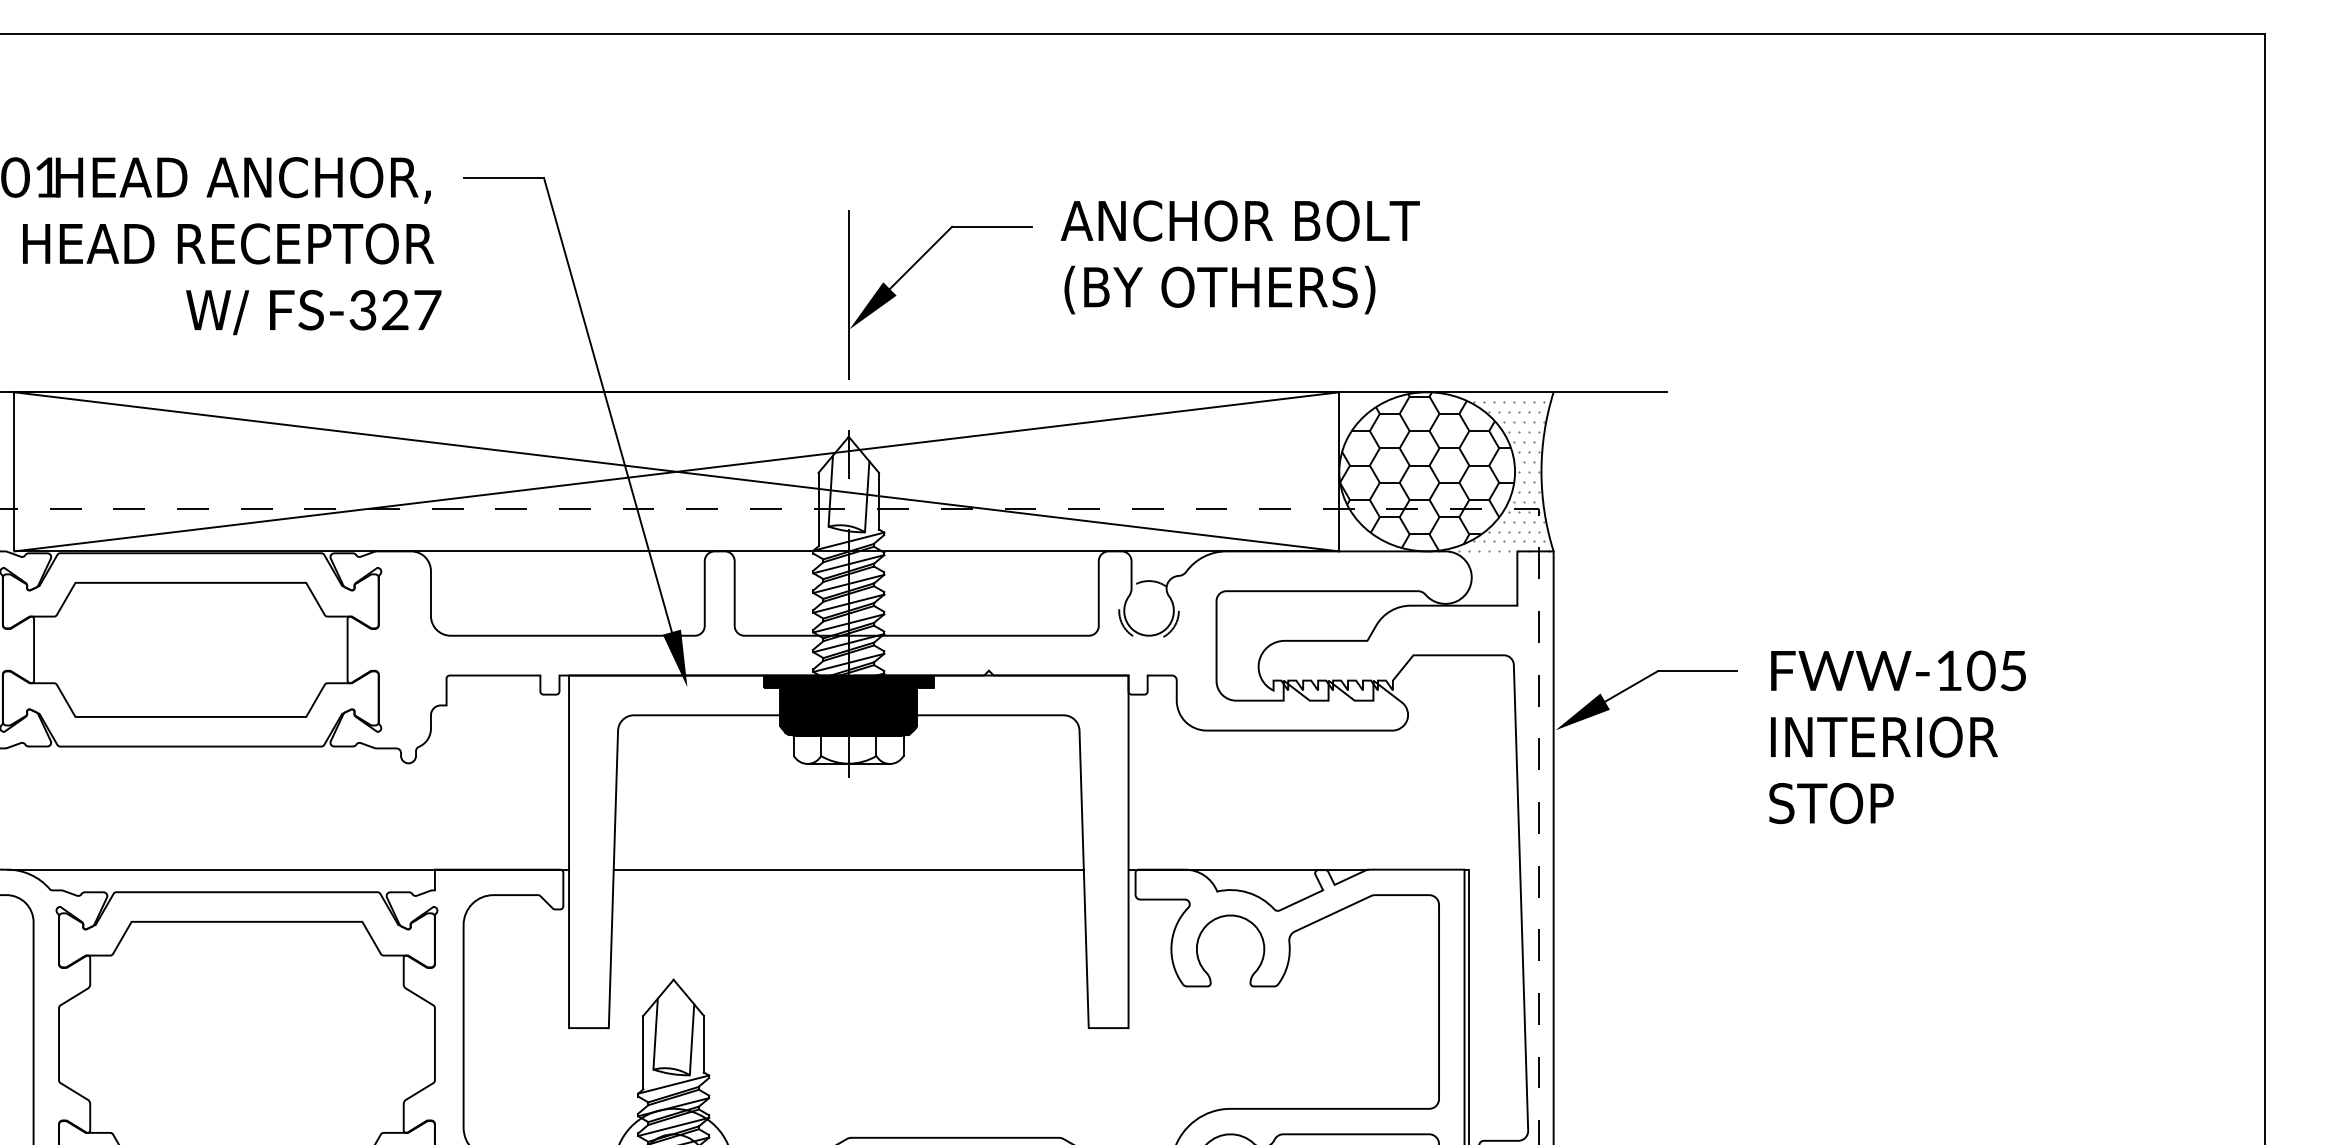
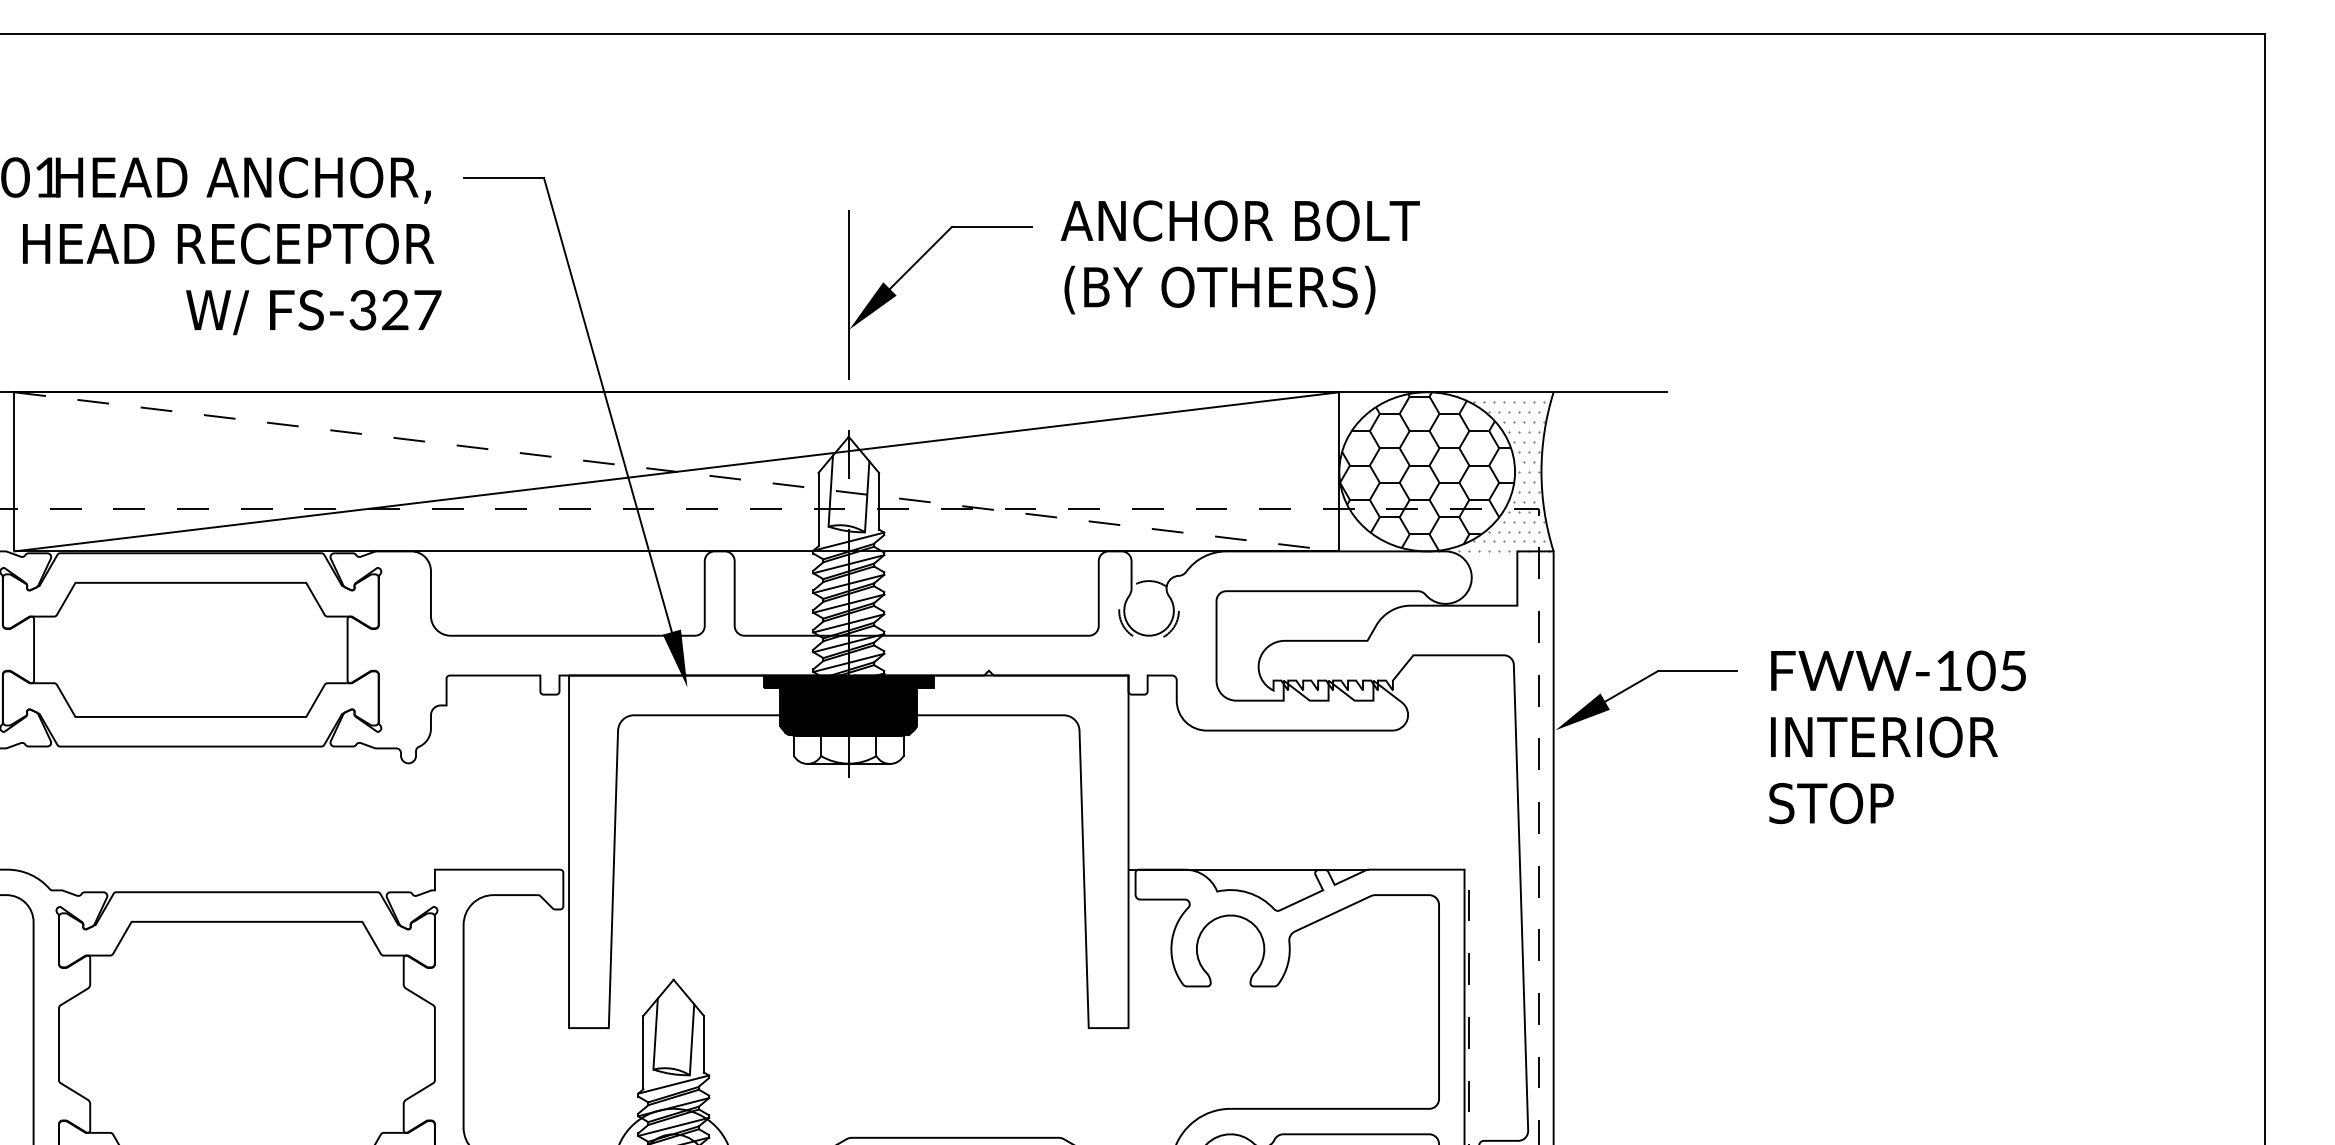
line: solid -> dashed (677, 471)
line: present -> none (288, 869)
line: present -> none (848, 869)
line: solid -> dashed (1469, 1003)
